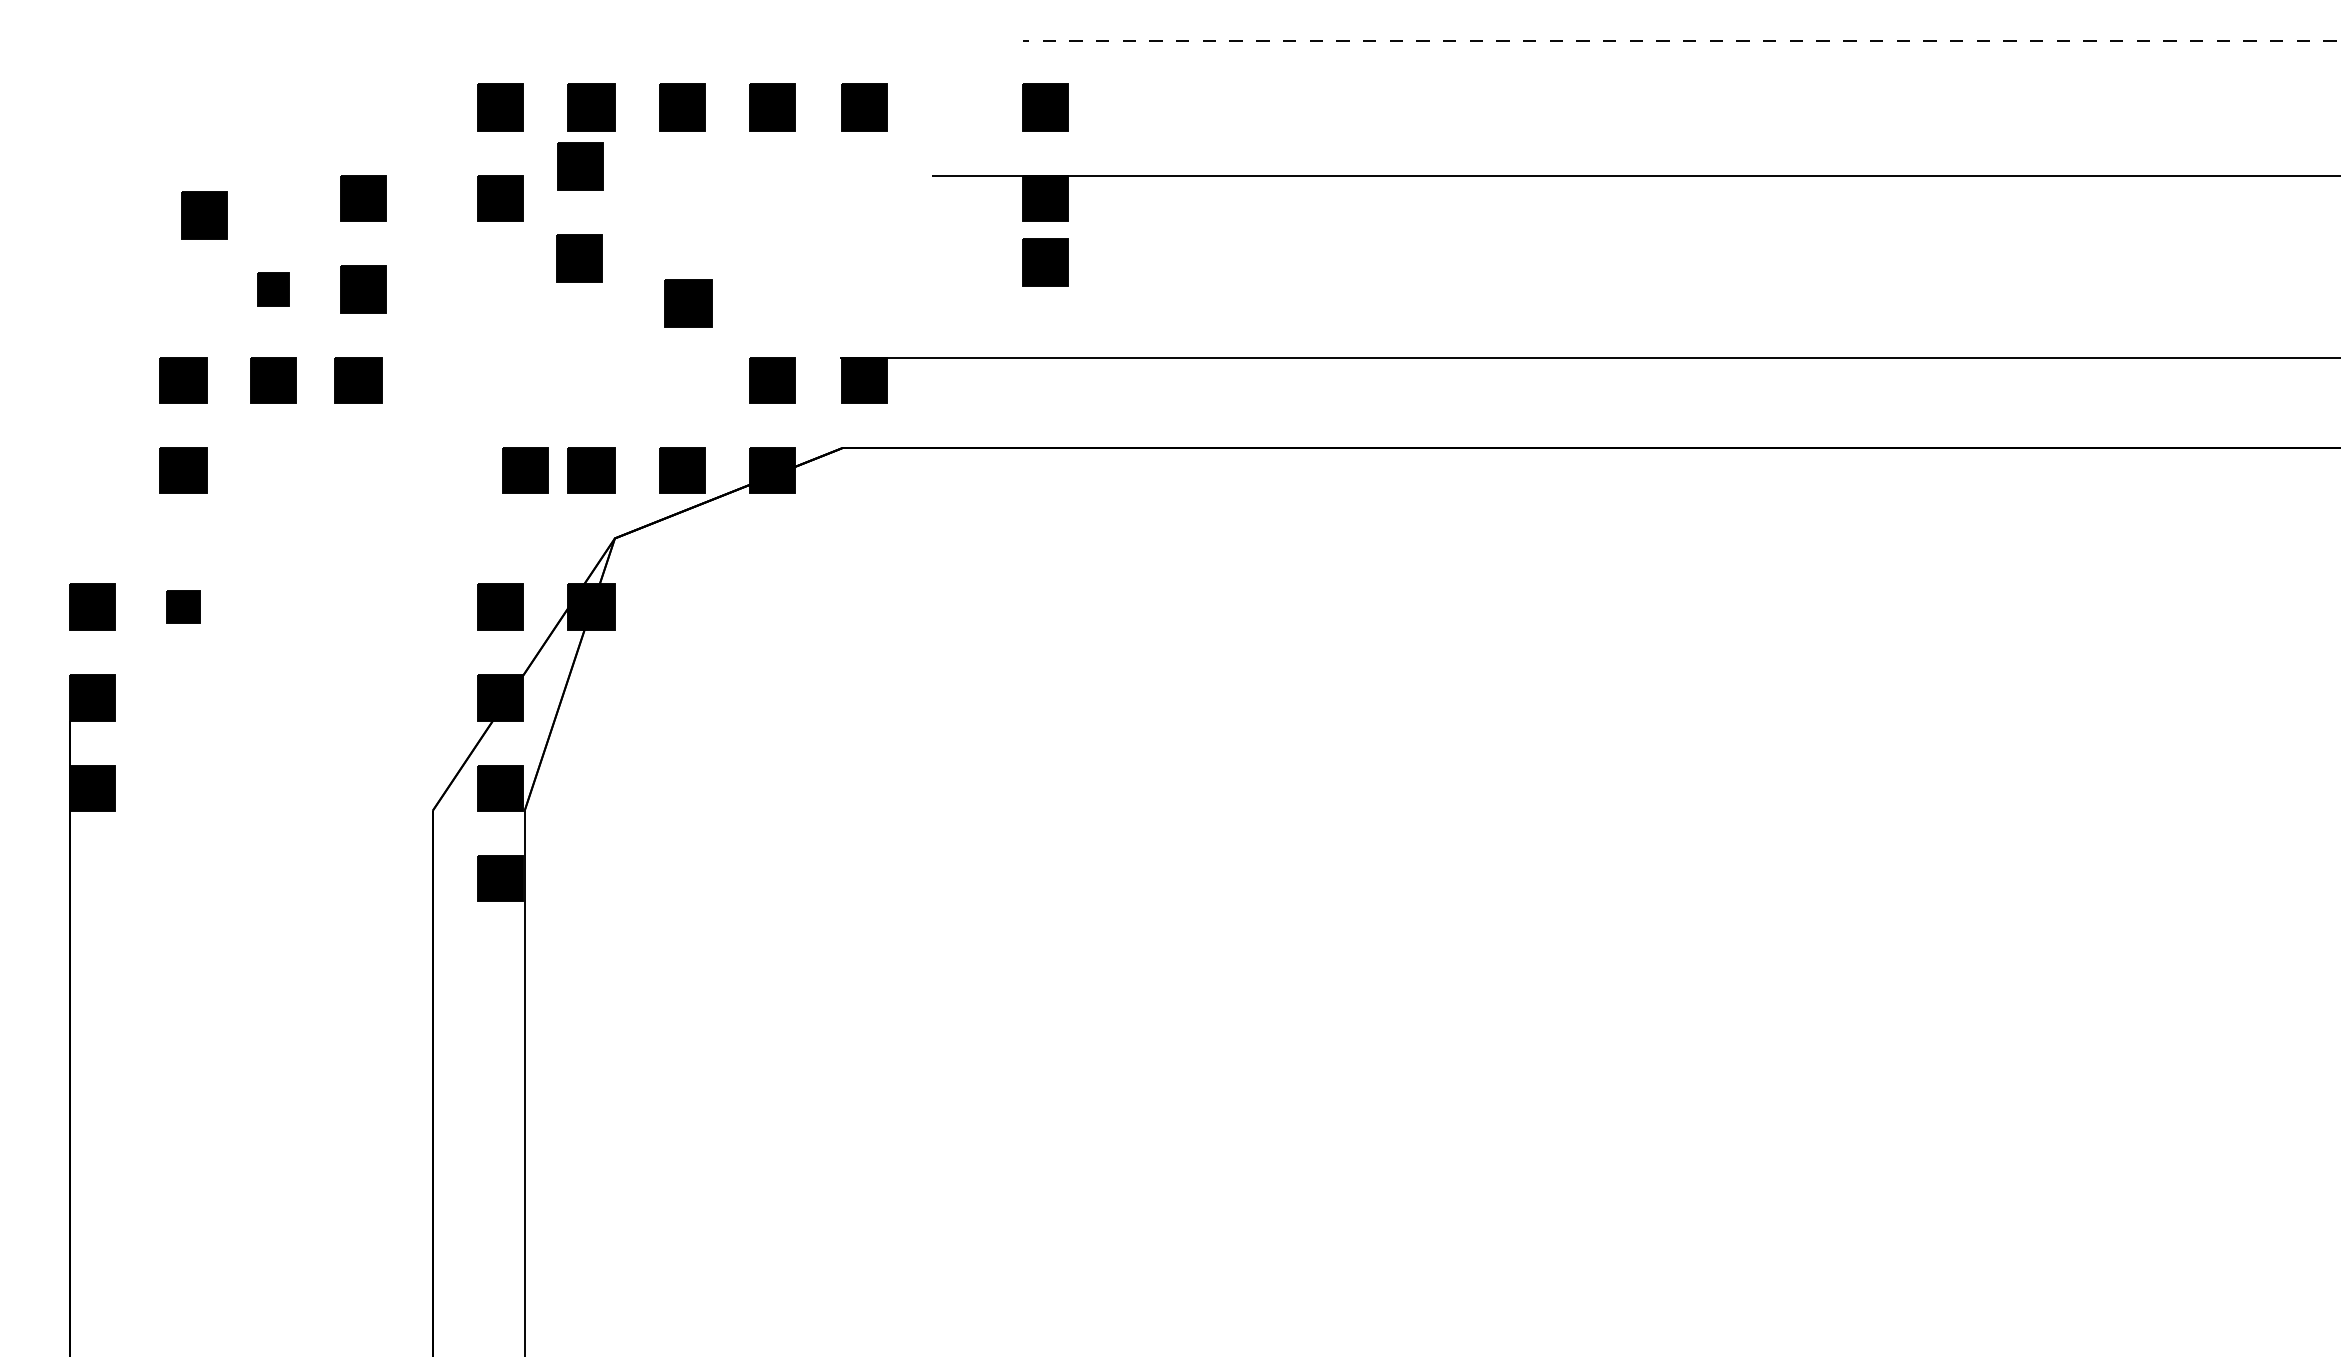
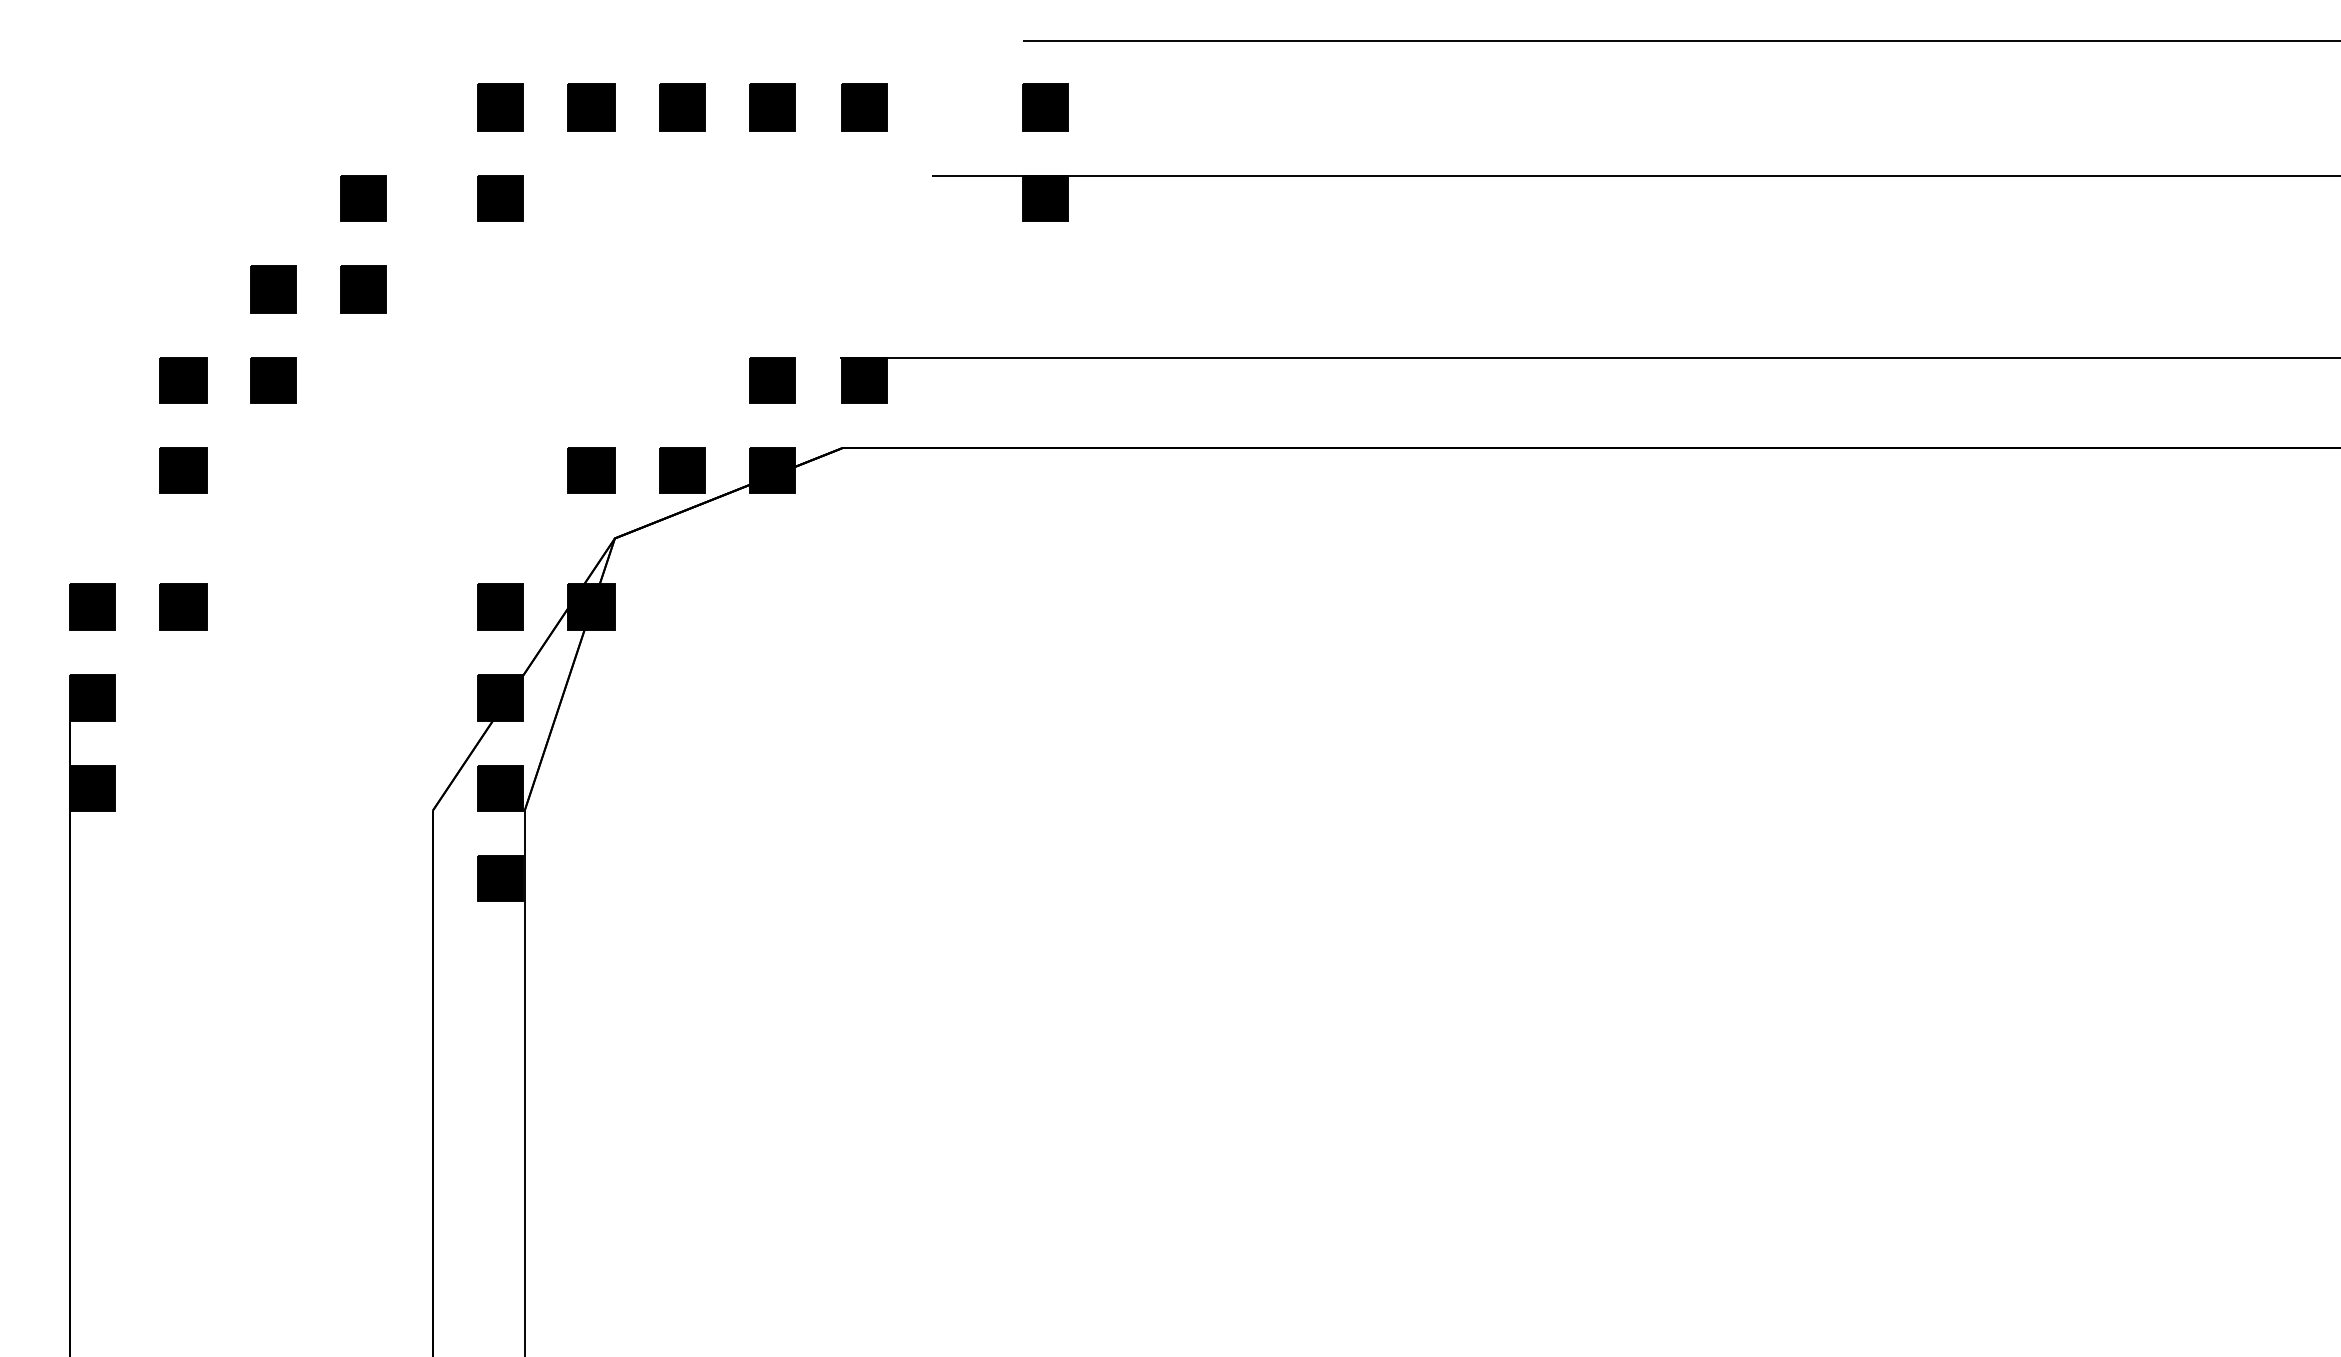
line: dashed -> solid (1681, 40)
part: present -> none (580, 166)
part: present -> none (204, 215)
part: present -> none (579, 258)
part: present -> none (1045, 262)
part size: 33x35 px -> 47x49 px (273, 289)
part: present -> none (688, 303)
part: present -> none (358, 380)
part: present -> none (525, 470)
part size: 35x34 px -> 49x48 px (183, 606)
